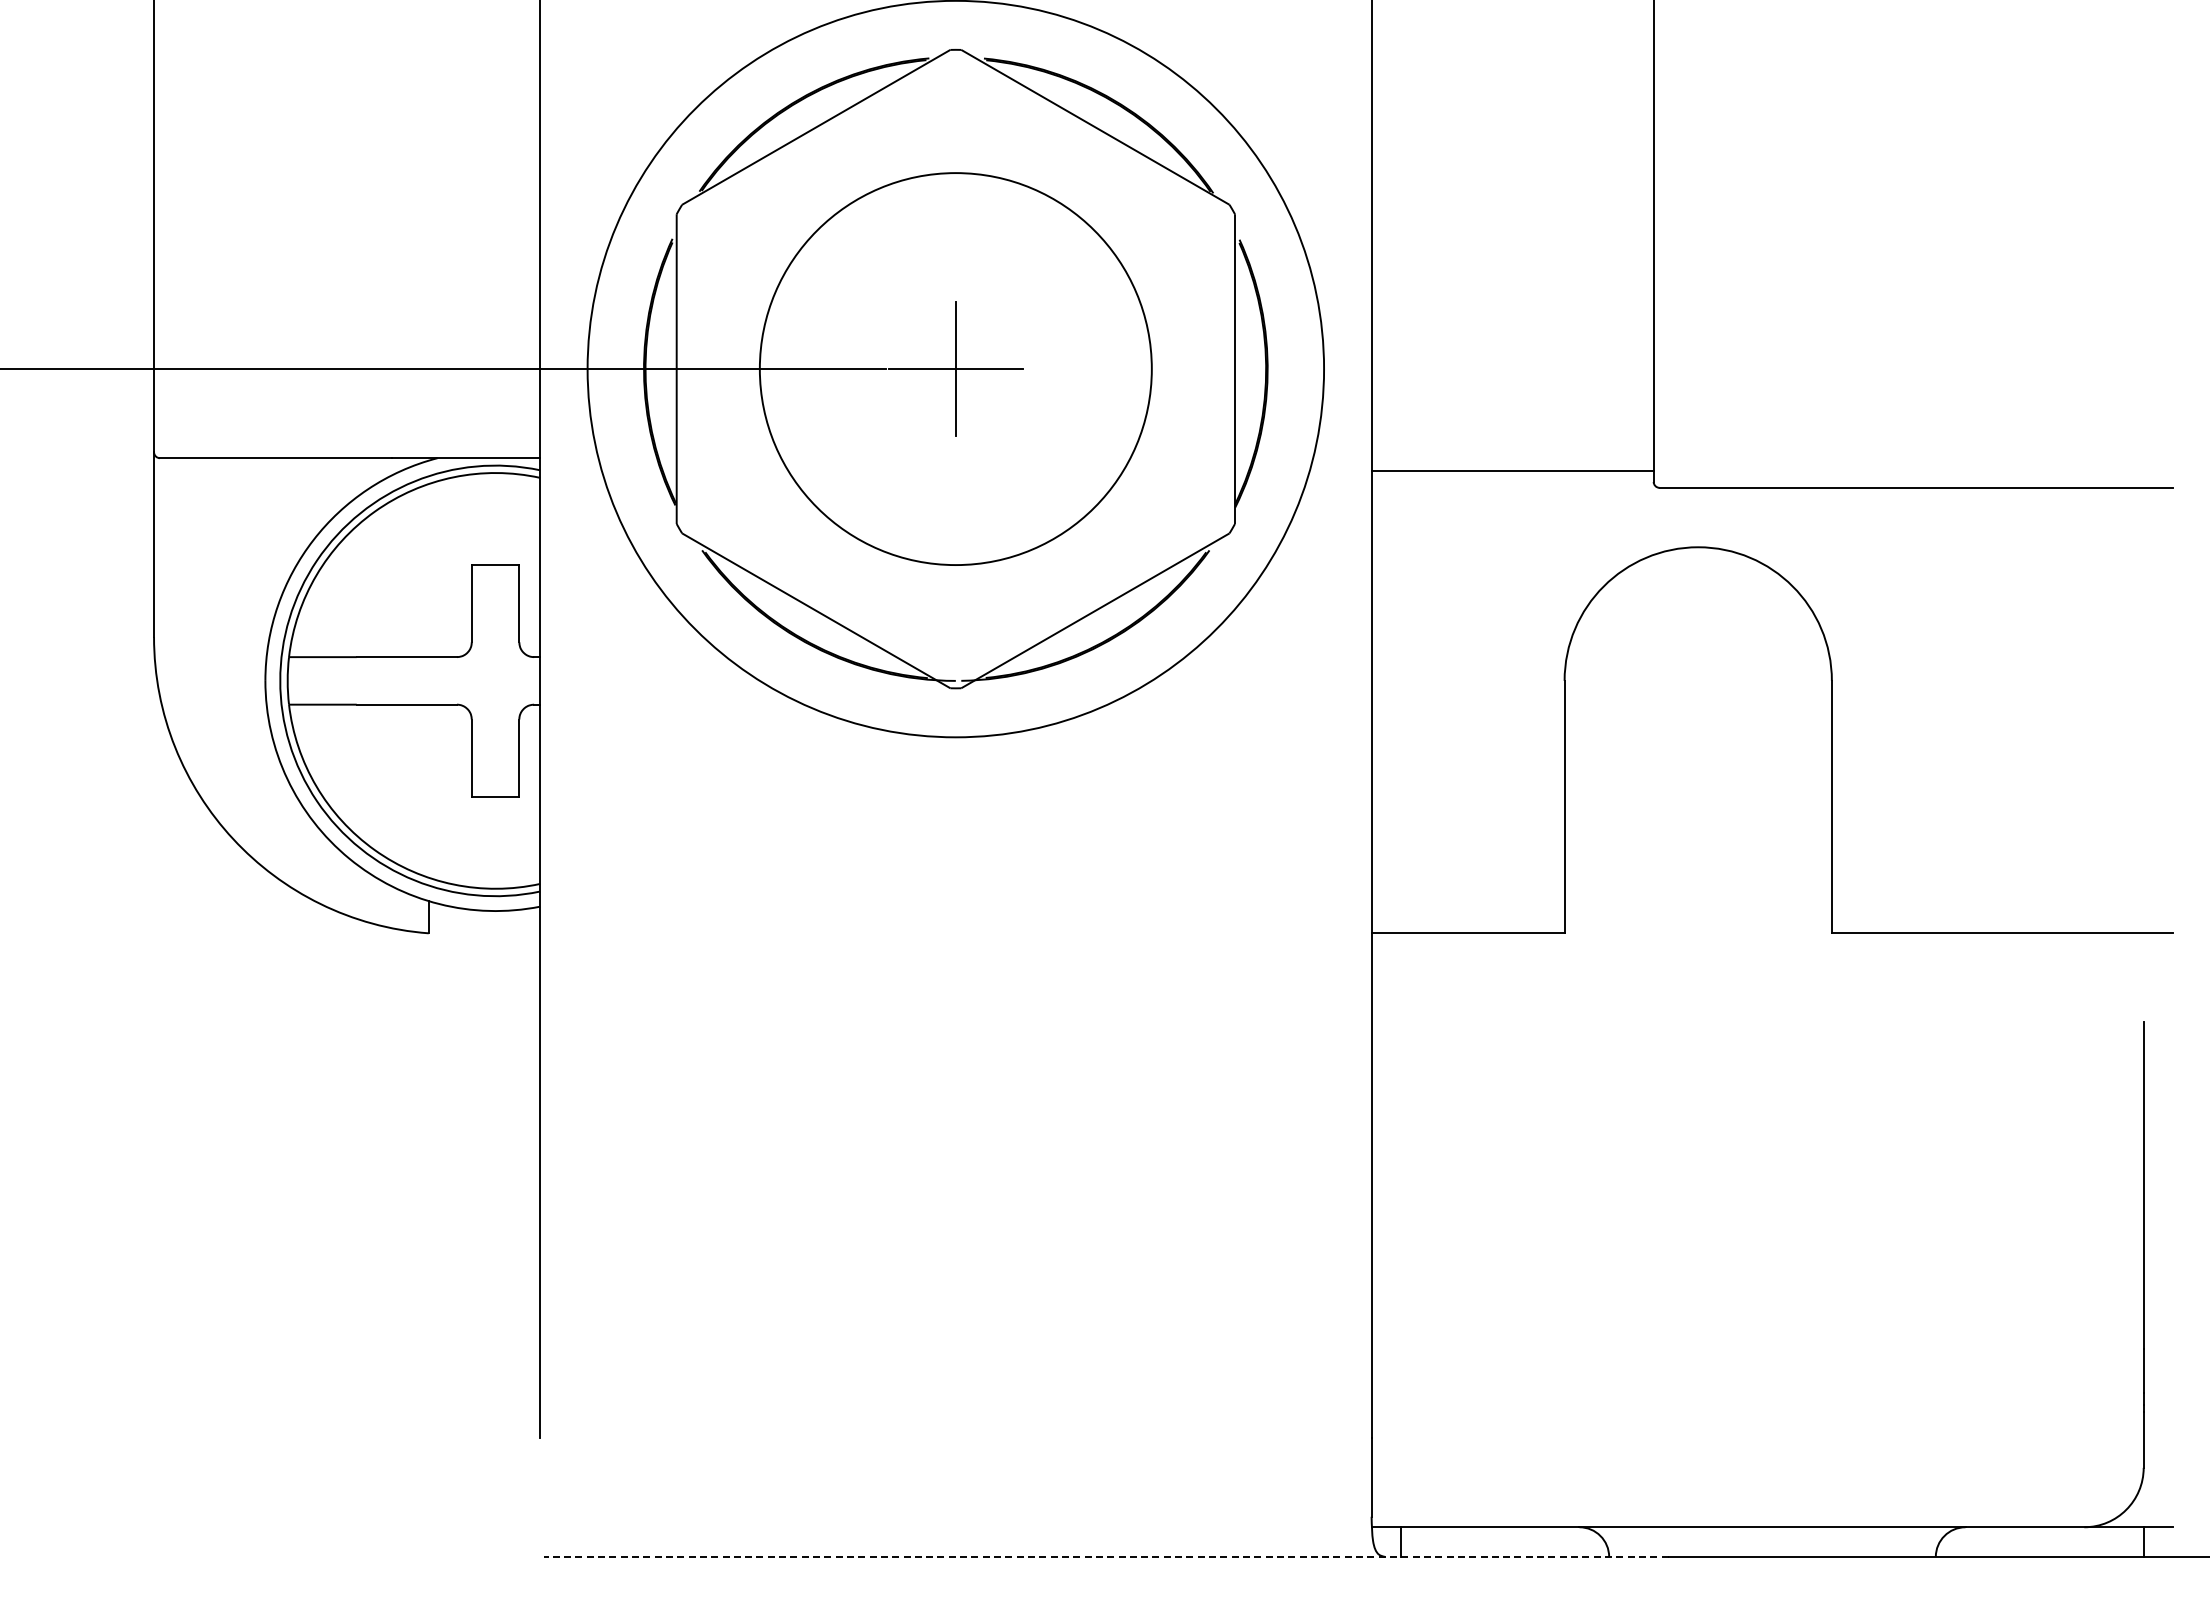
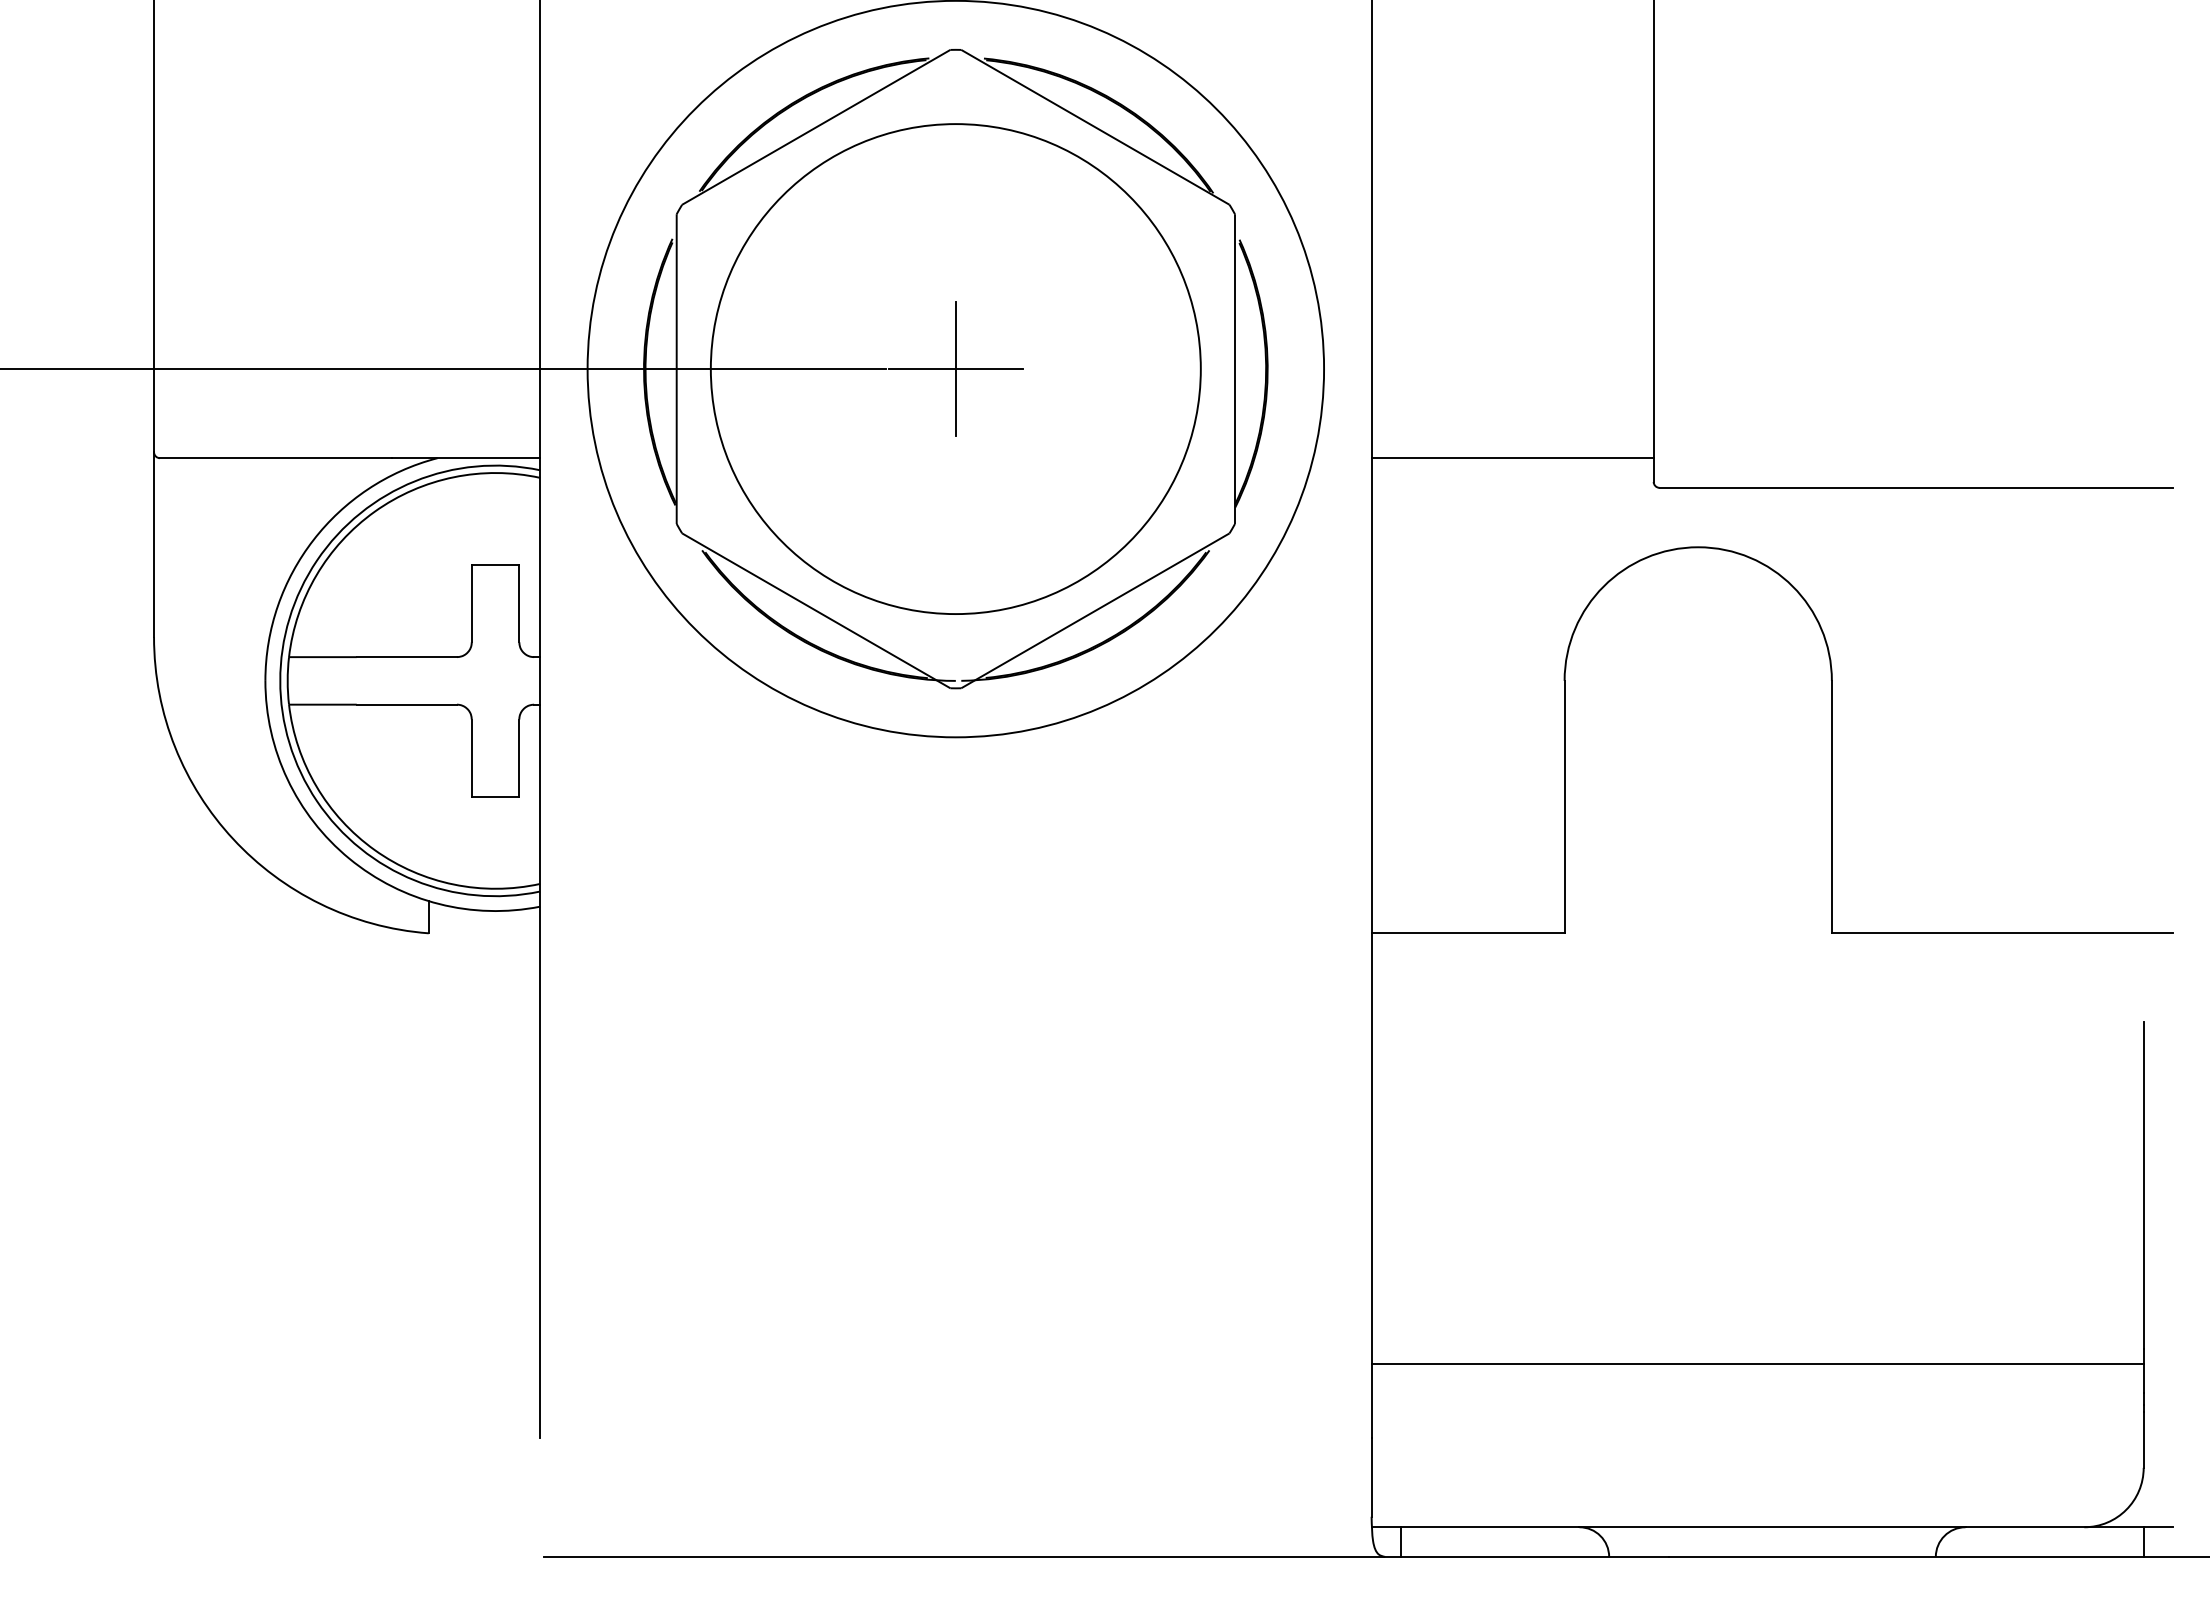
circle diameter: 392 px -> 490 px (955, 369)
line position: (1512, 471) -> (1512, 458) (1512, 458)
line: none -> present (1757, 1363)
line: dashed -> solid (1105, 1556)
